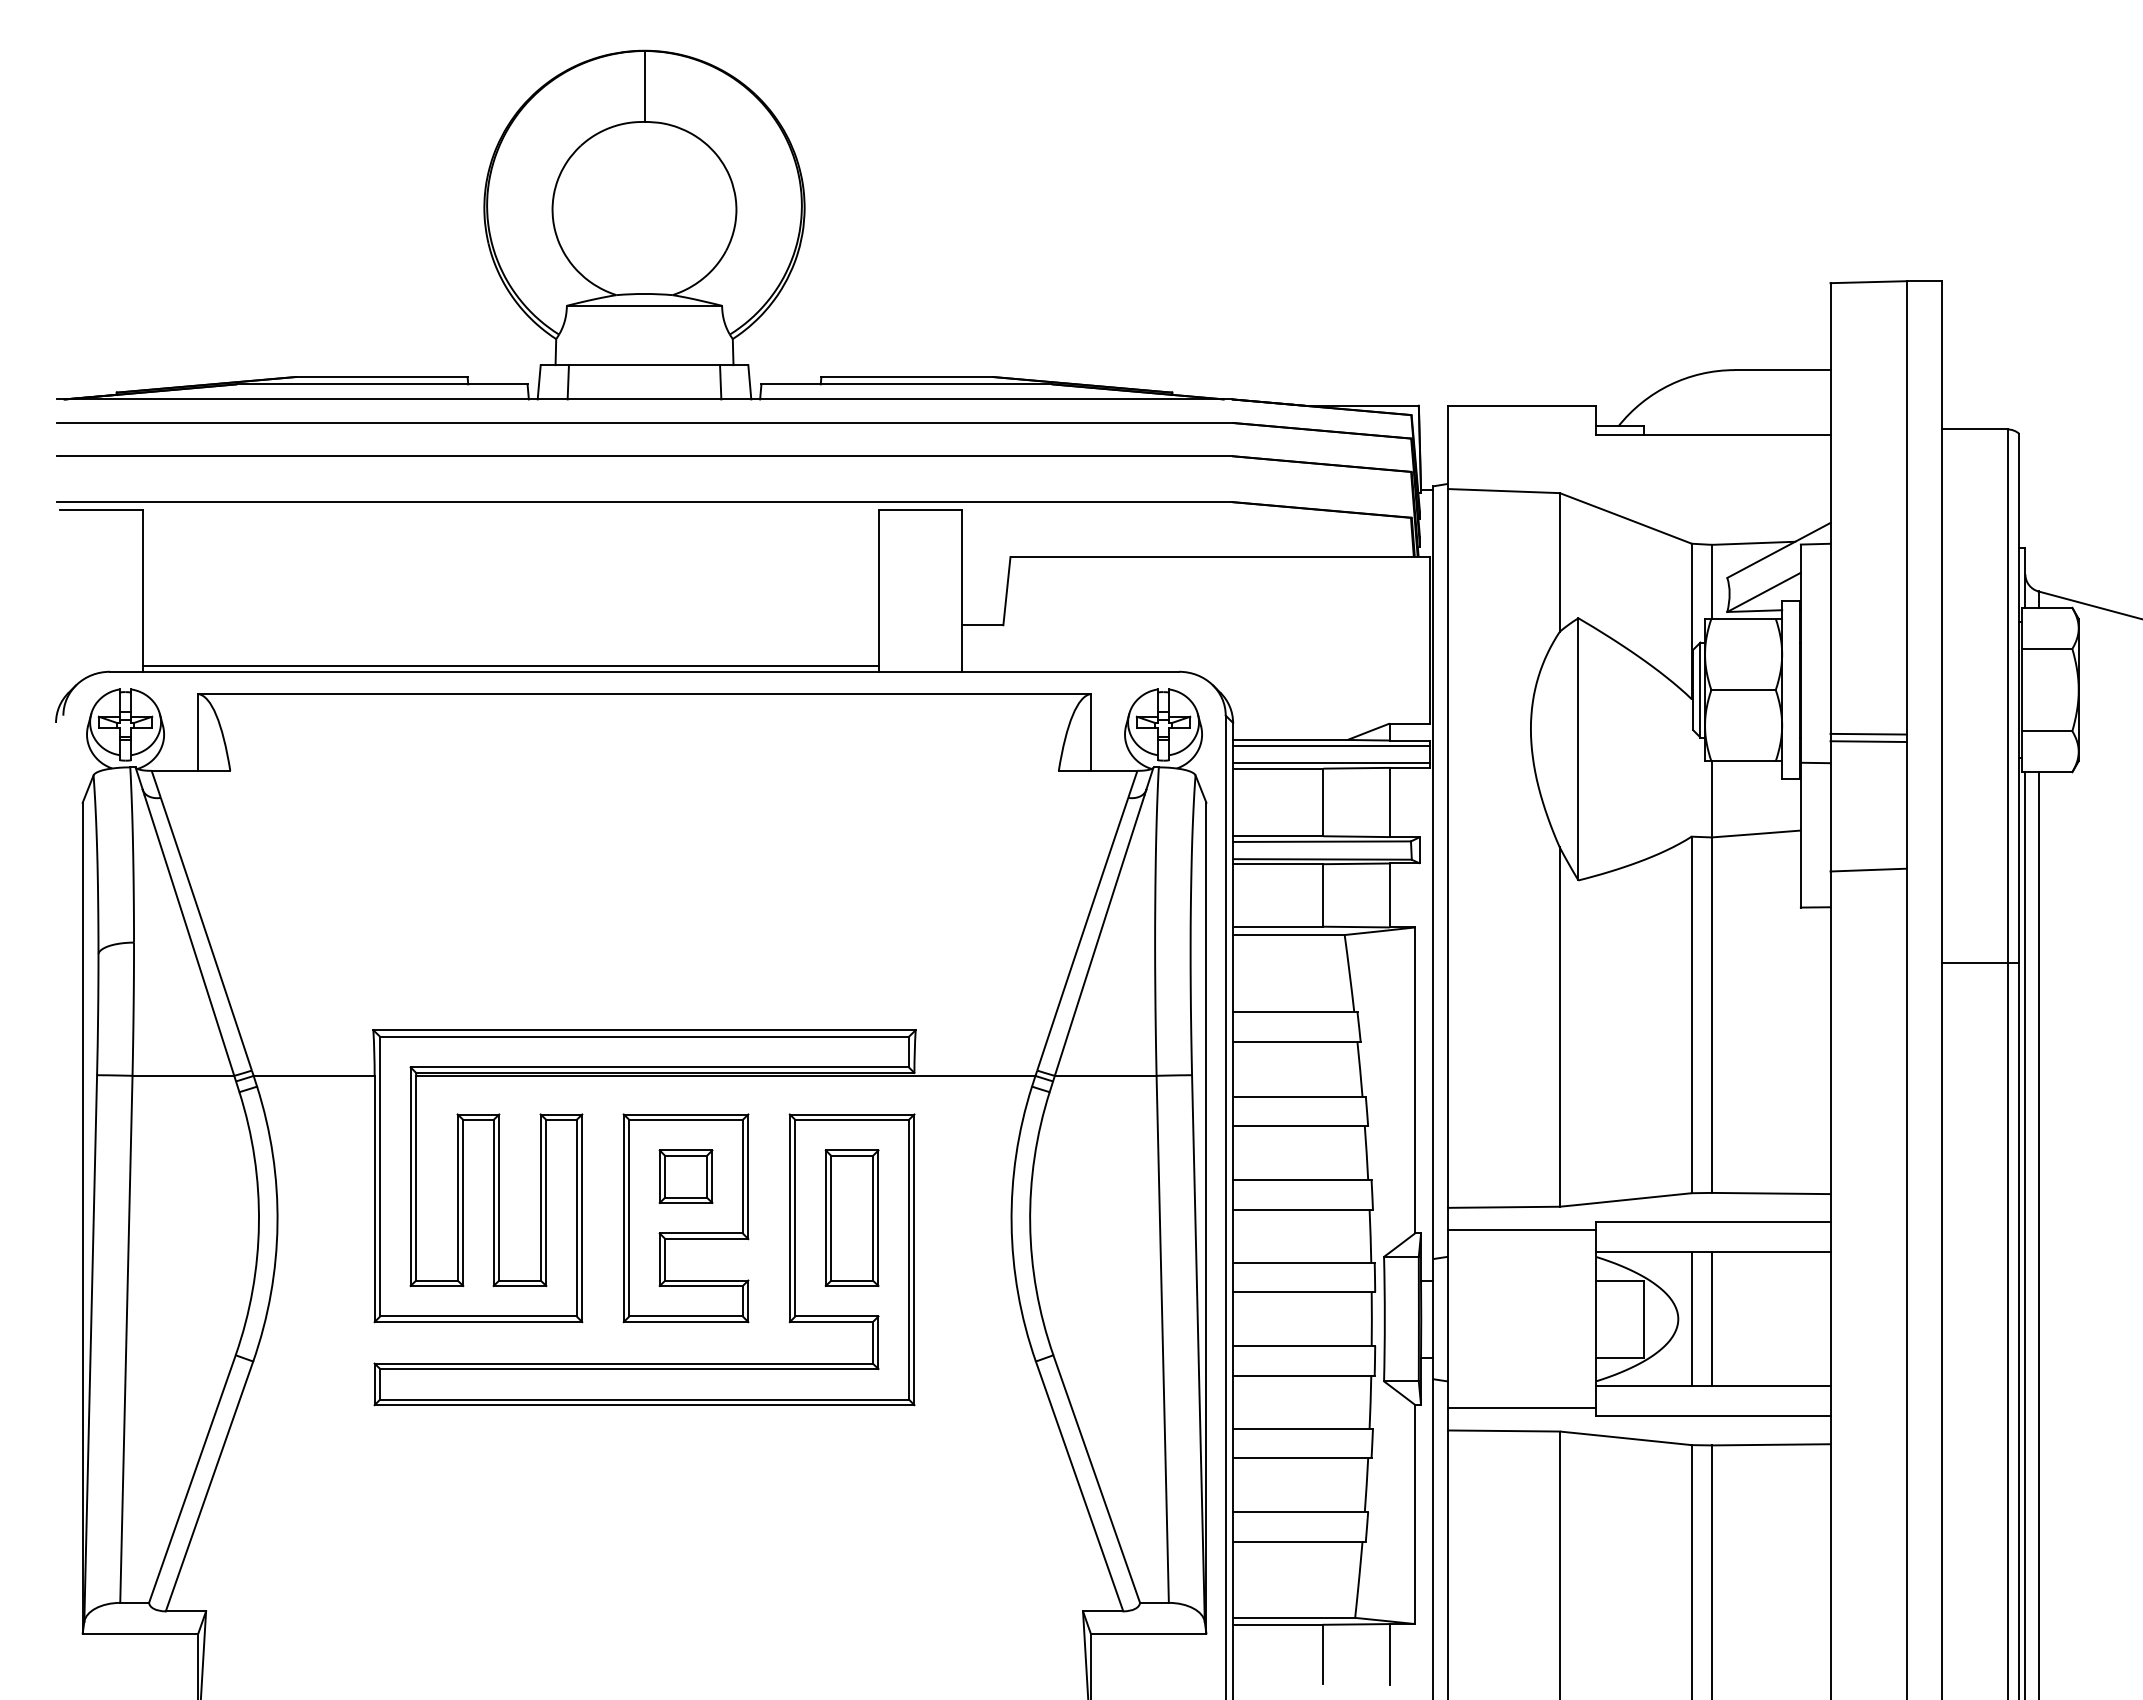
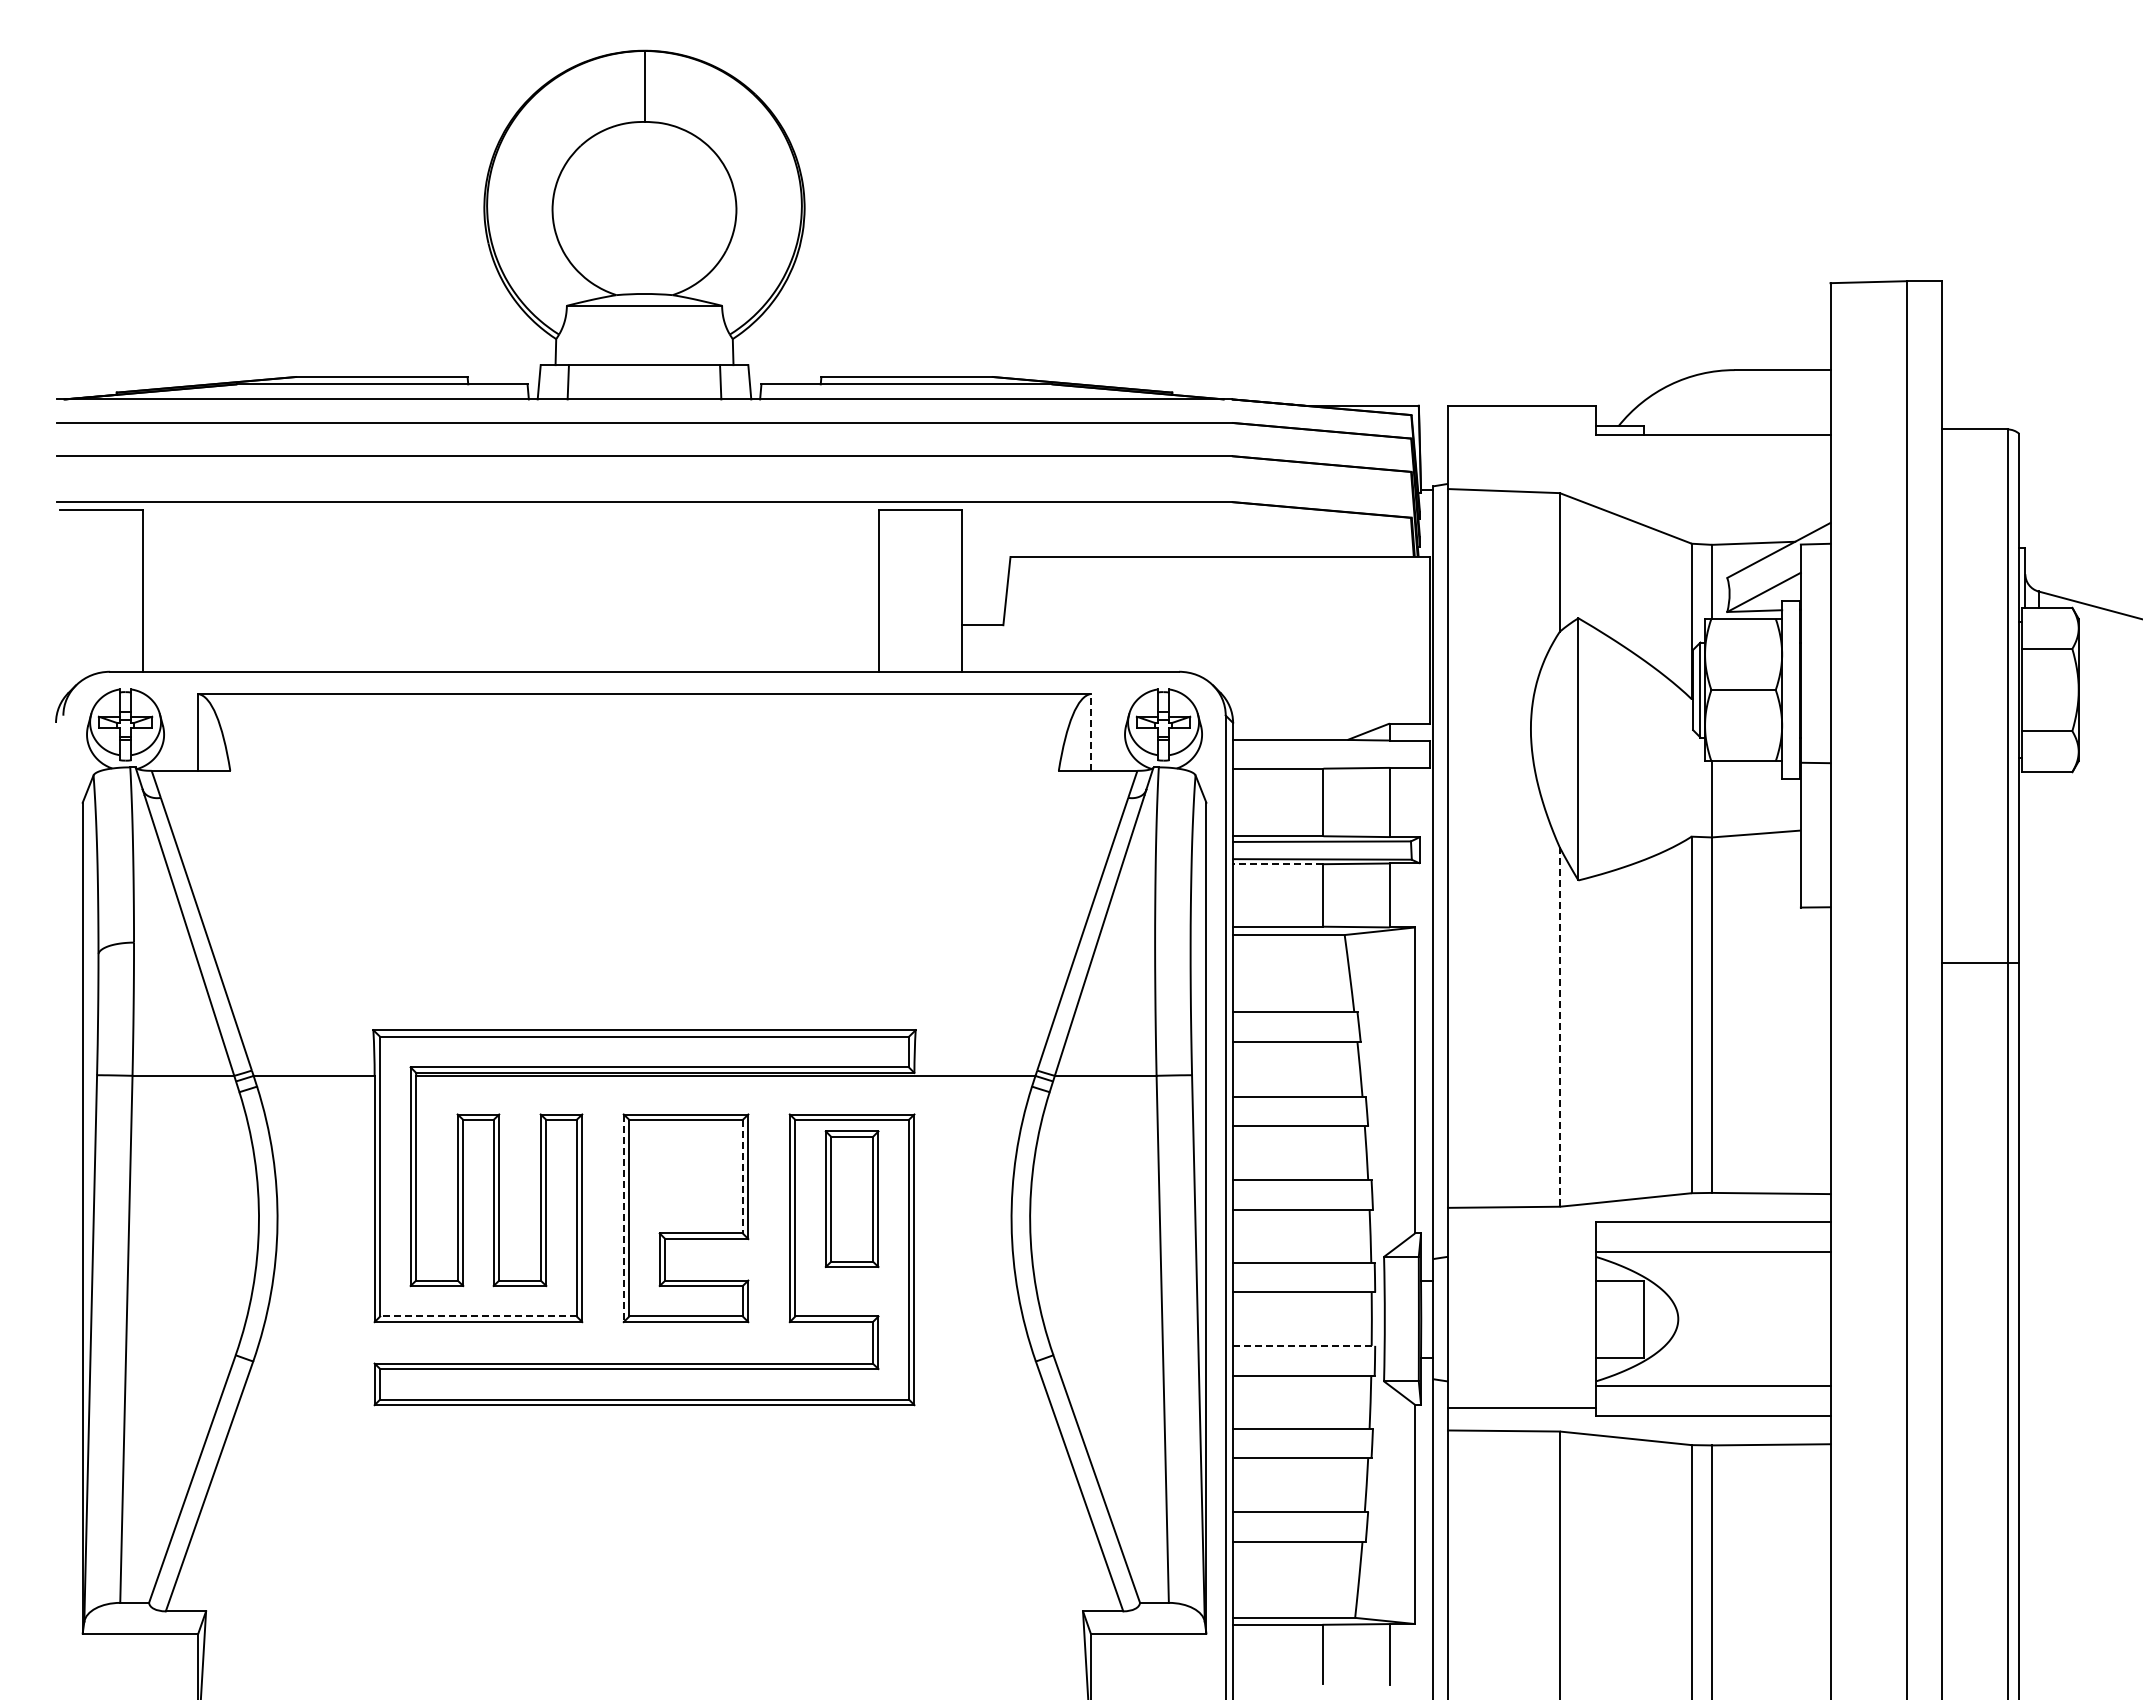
line: present -> none (510, 665)
line: solid -> dashed (1090, 731)
line: present -> none (1868, 733)
line: present -> none (1868, 741)
line: present -> none (1331, 746)
line: present -> none (1331, 762)
line: solid -> dashed (1277, 864)
line: present -> none (1868, 869)
line: solid -> dashed (1559, 1027)
part: present -> none (685, 1176)
line: solid -> dashed (742, 1176)
part position: (851, 1217) -> (851, 1198) (851, 1198)
line: solid -> dashed (623, 1218)
line: present -> none (1521, 1230)
line: present -> none (2025, 1234)
line: present -> none (2038, 1234)
line: solid -> dashed (477, 1316)
line: present -> none (1691, 1318)
line: present -> none (1711, 1318)
line: solid -> dashed (1304, 1345)
